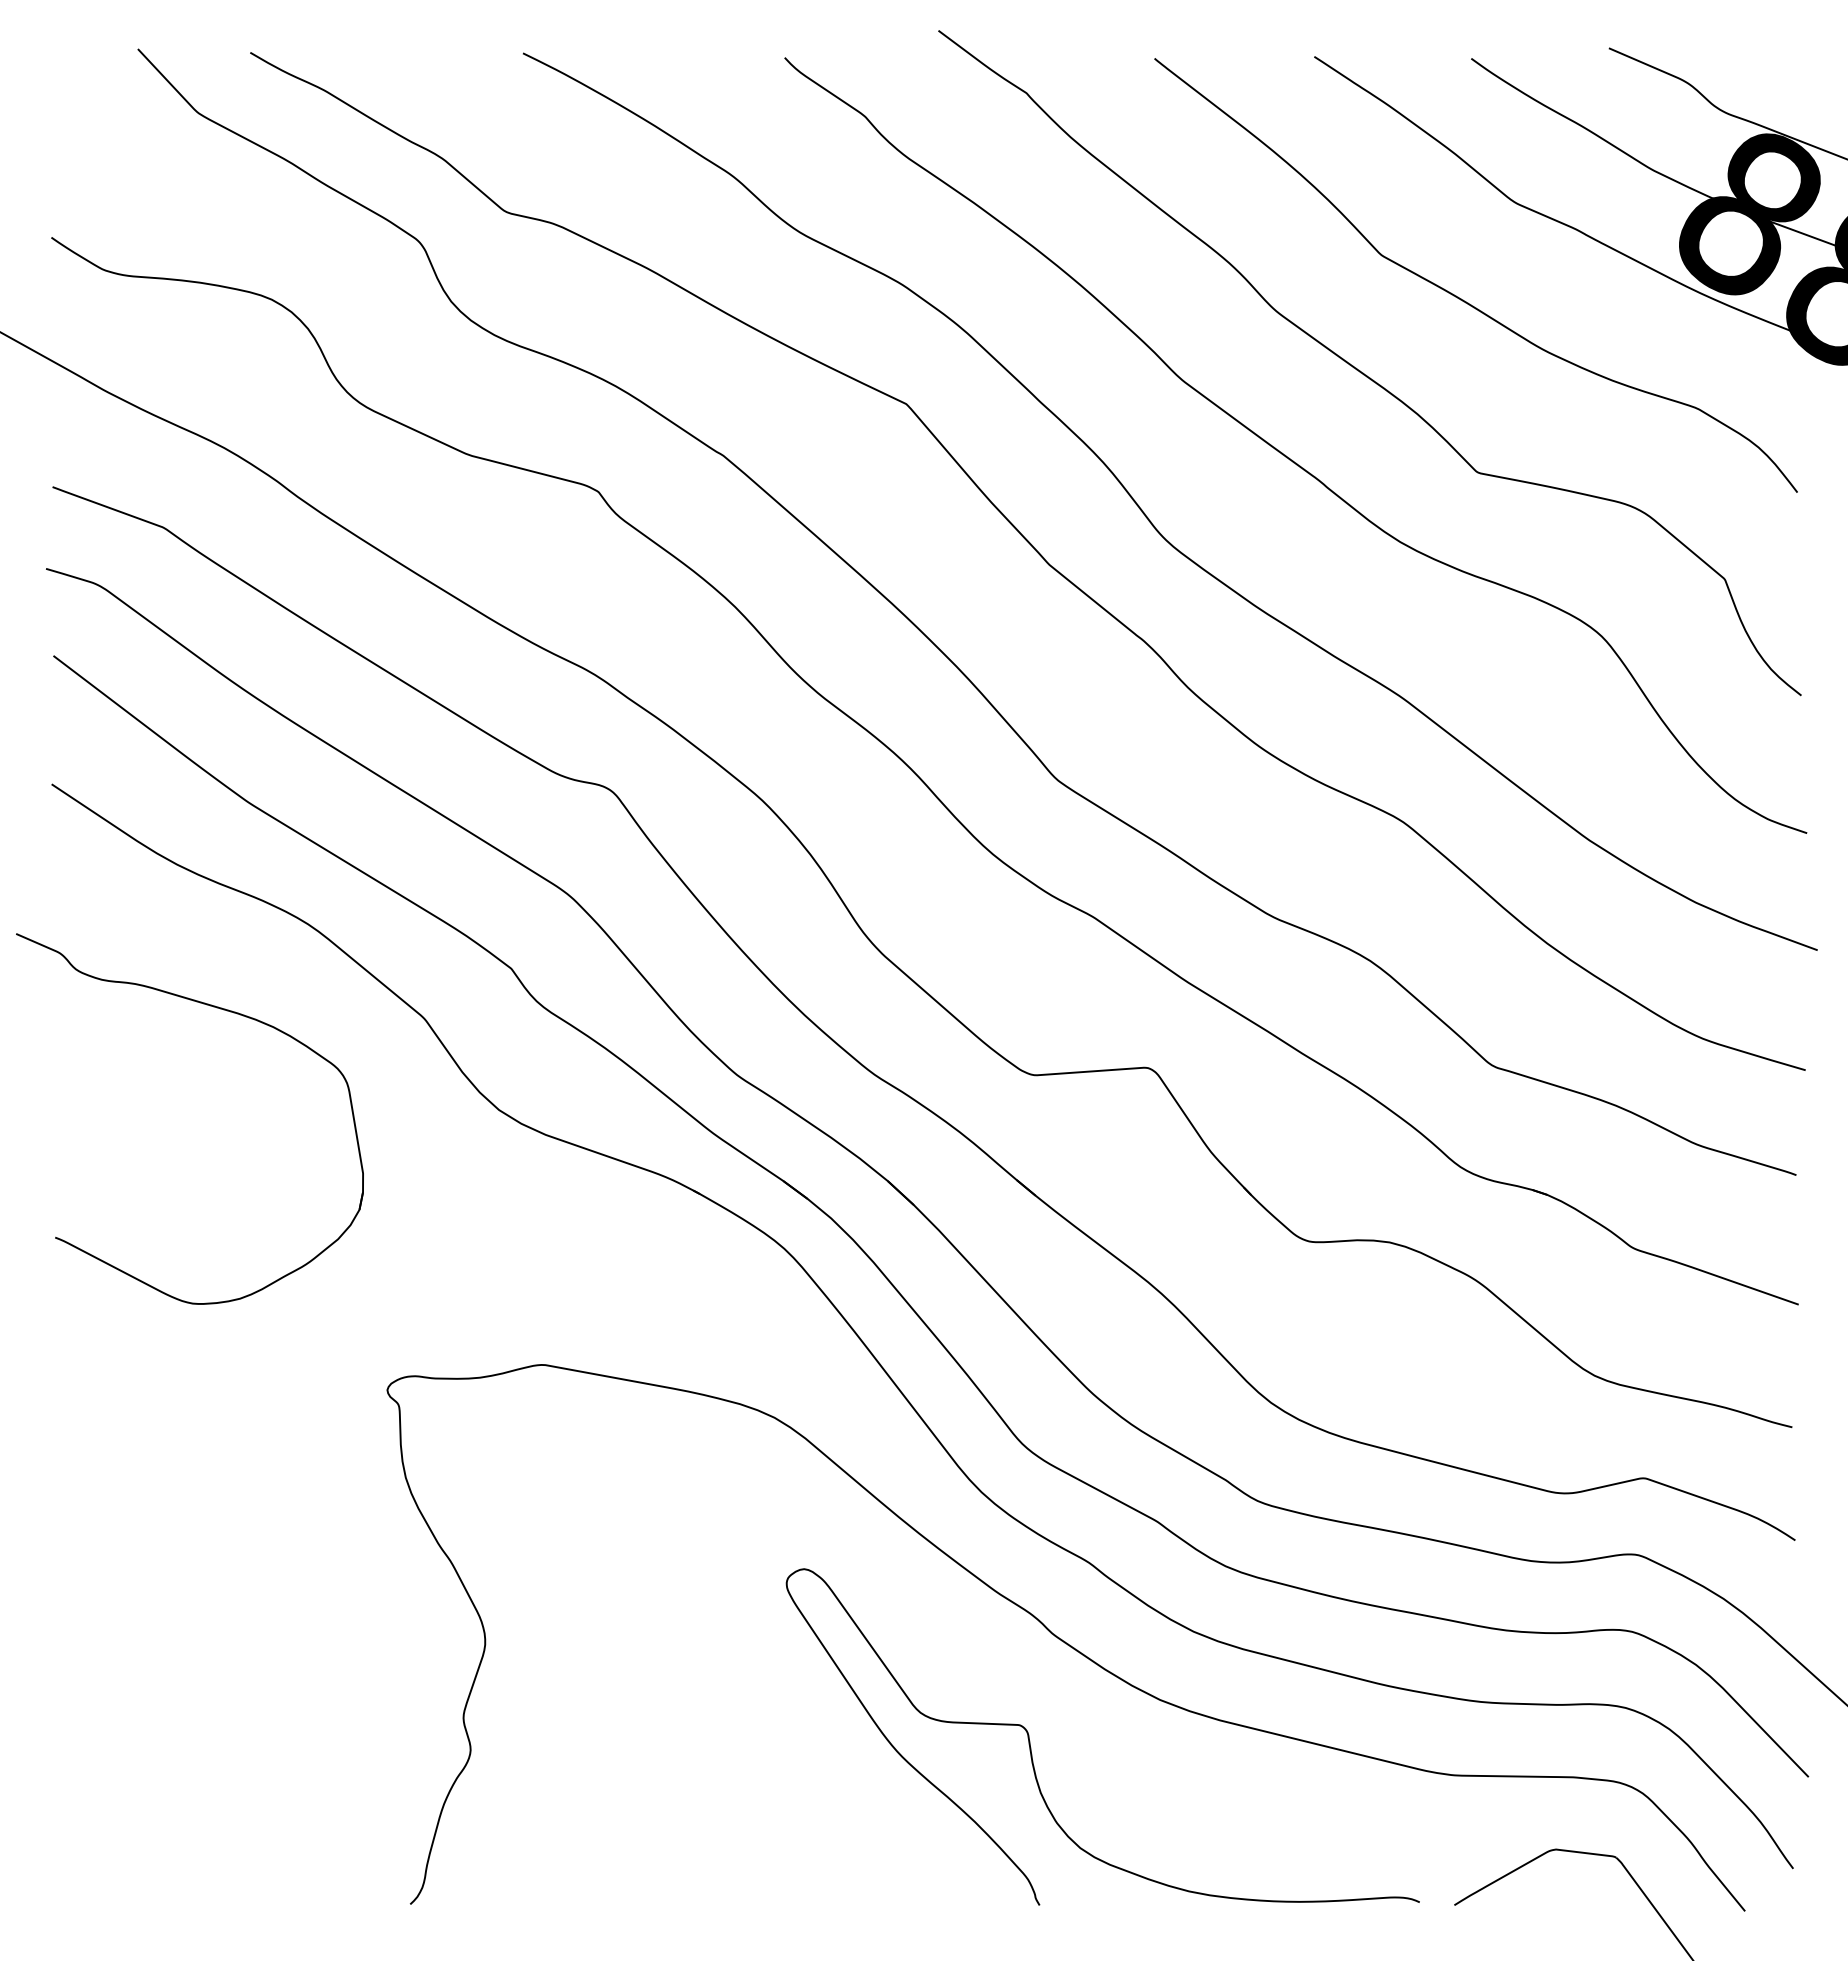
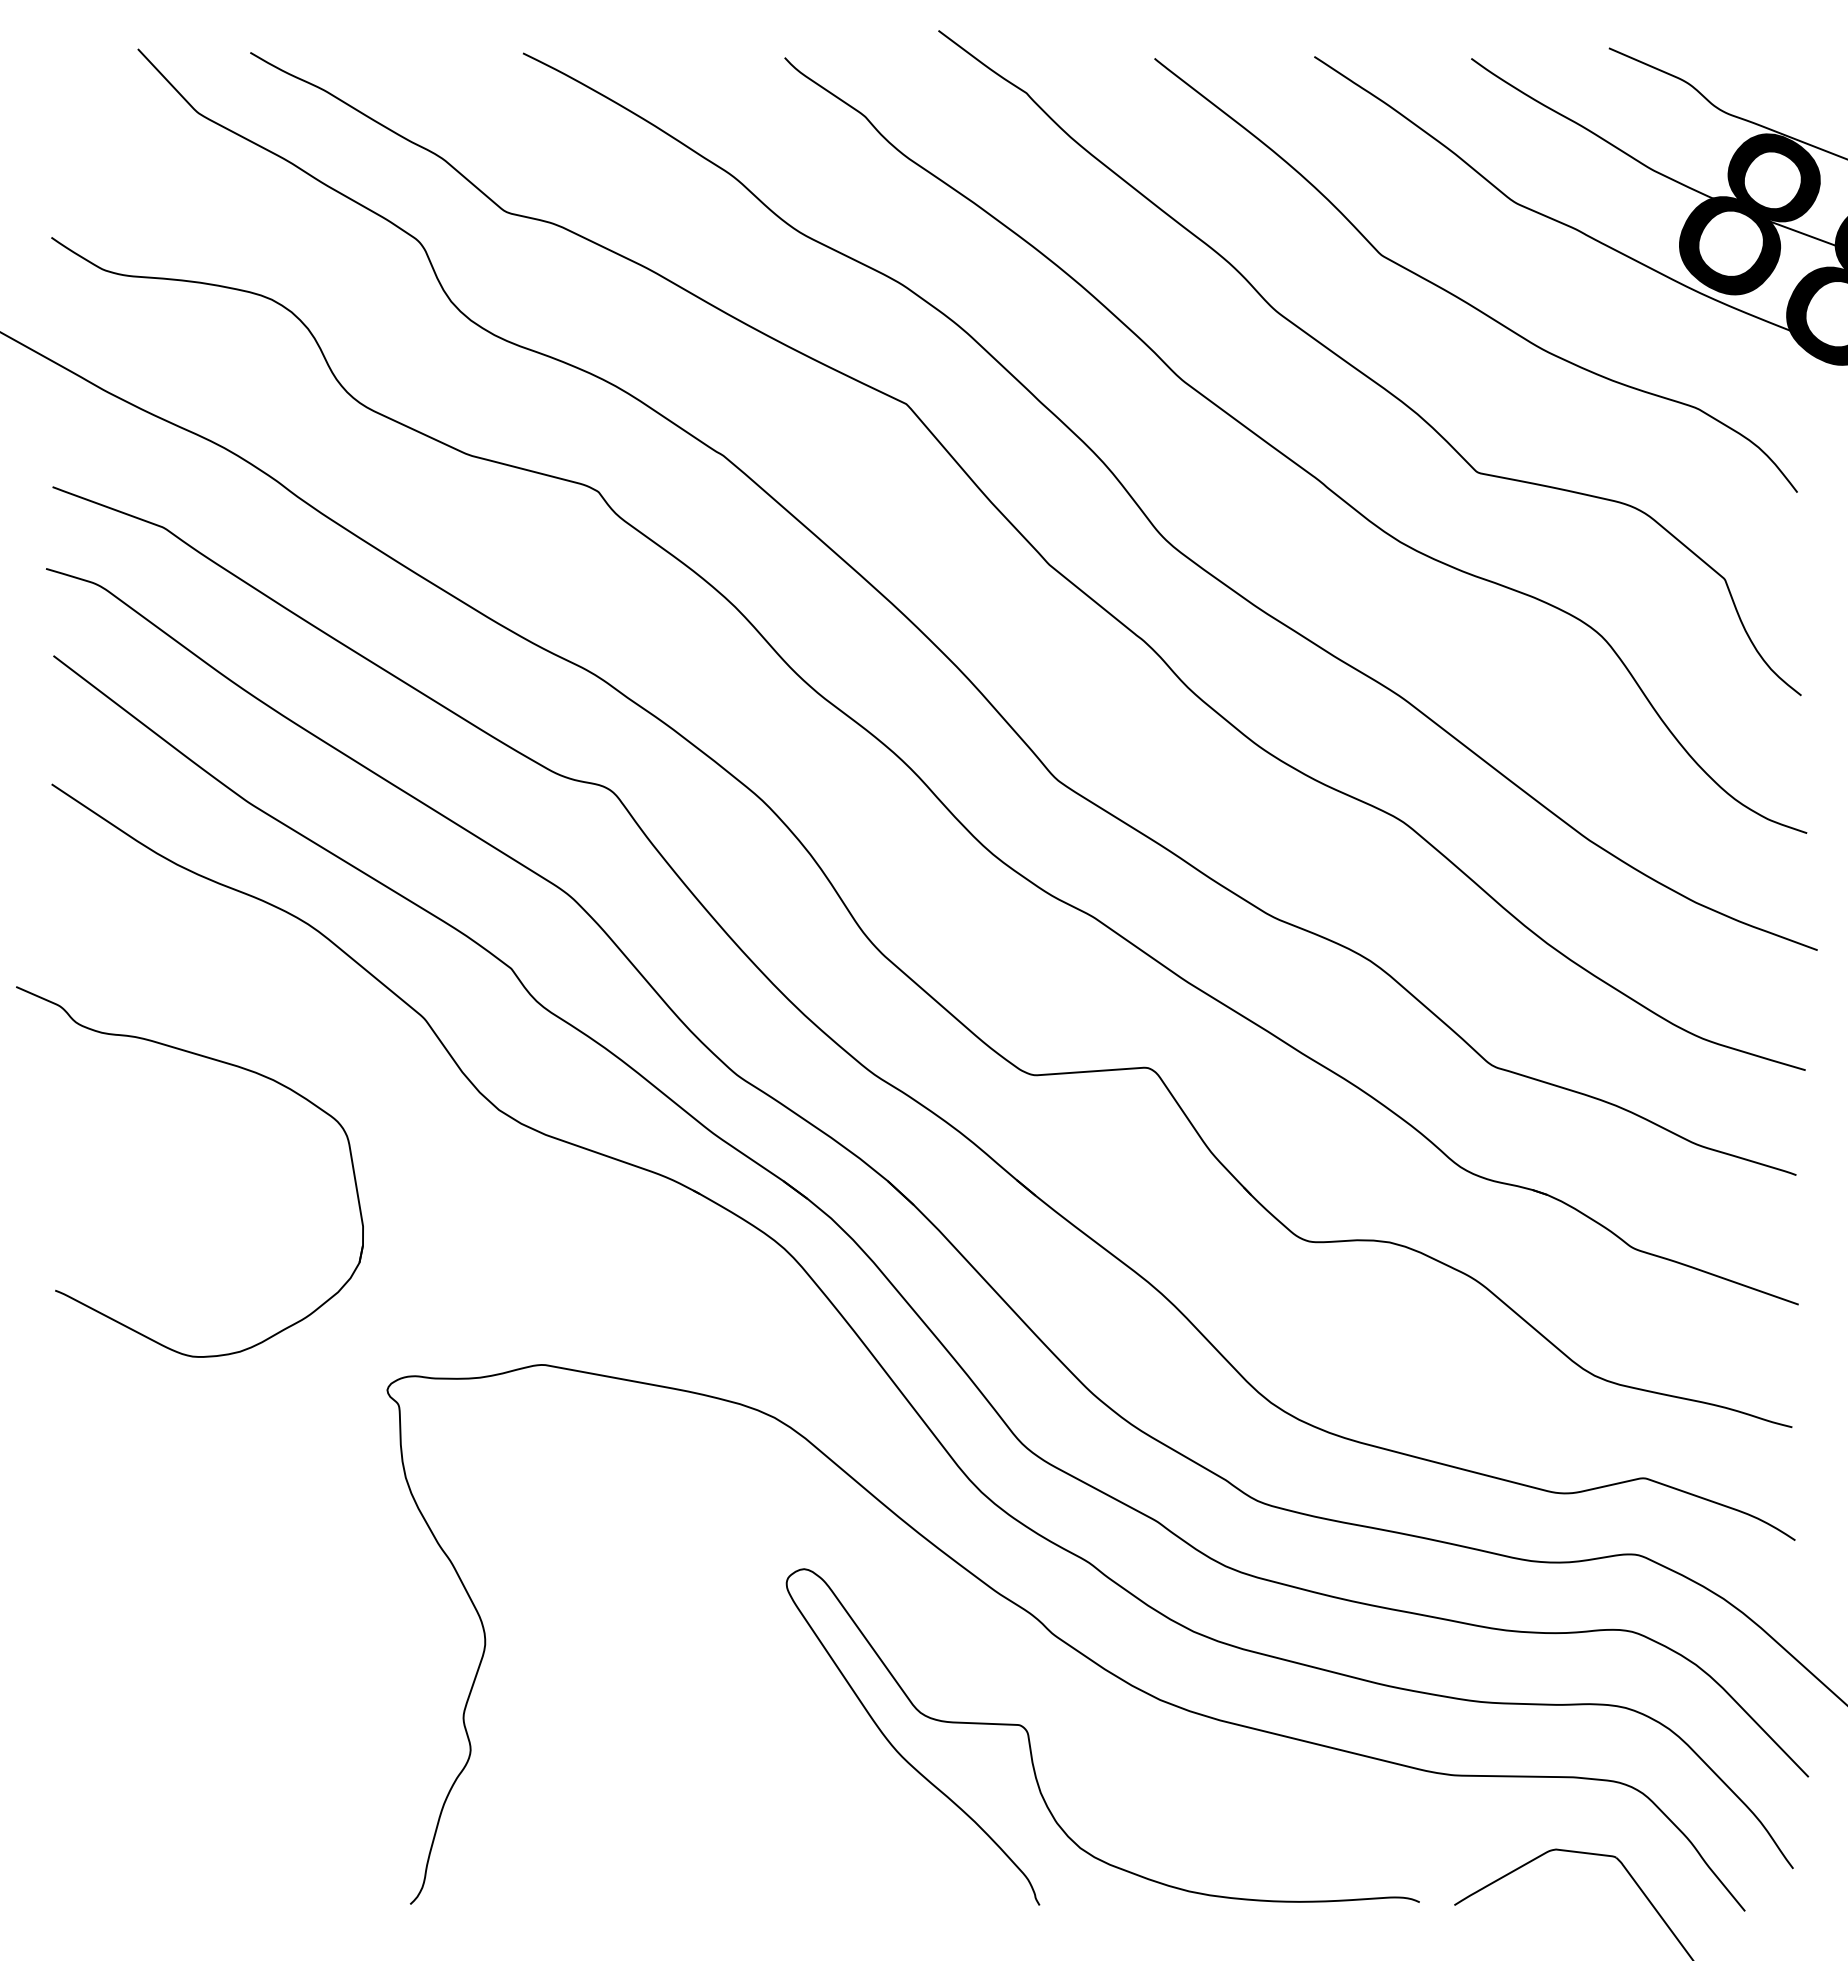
part position: (223, 1010) -> (223, 1063) (223, 1063)
